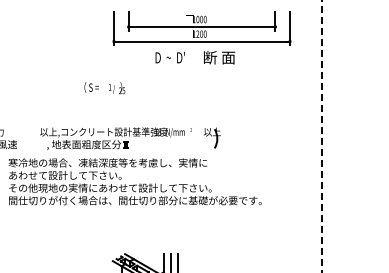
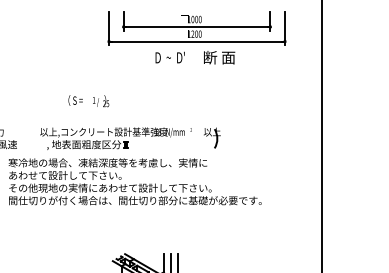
part position: (201, 28) -> (196, 28) (196, 28)
text position: (104, 88) -> (88, 101) (88, 101)
line: dashed -> solid (321, 136)
